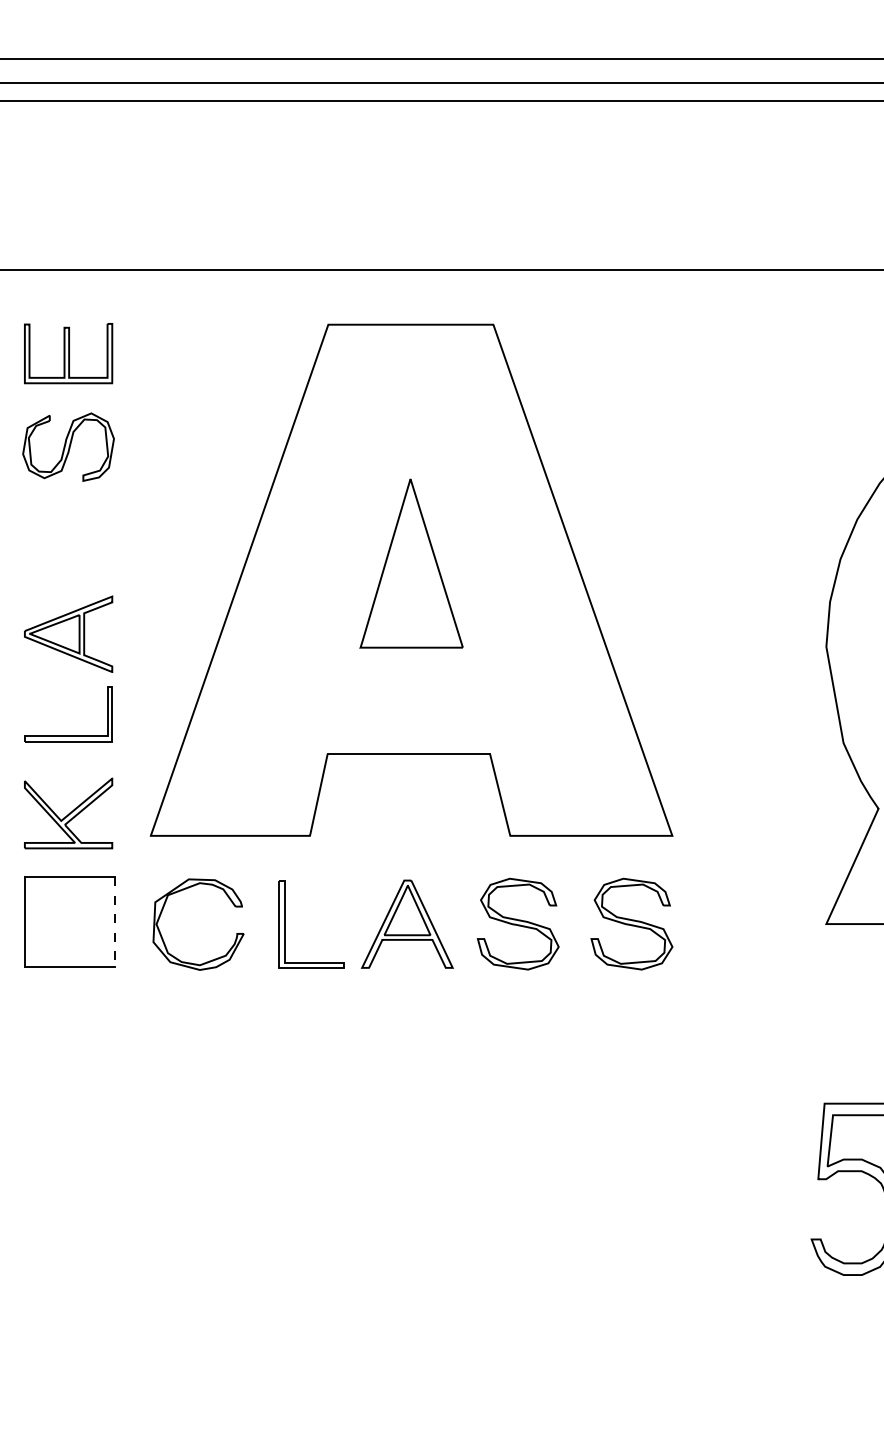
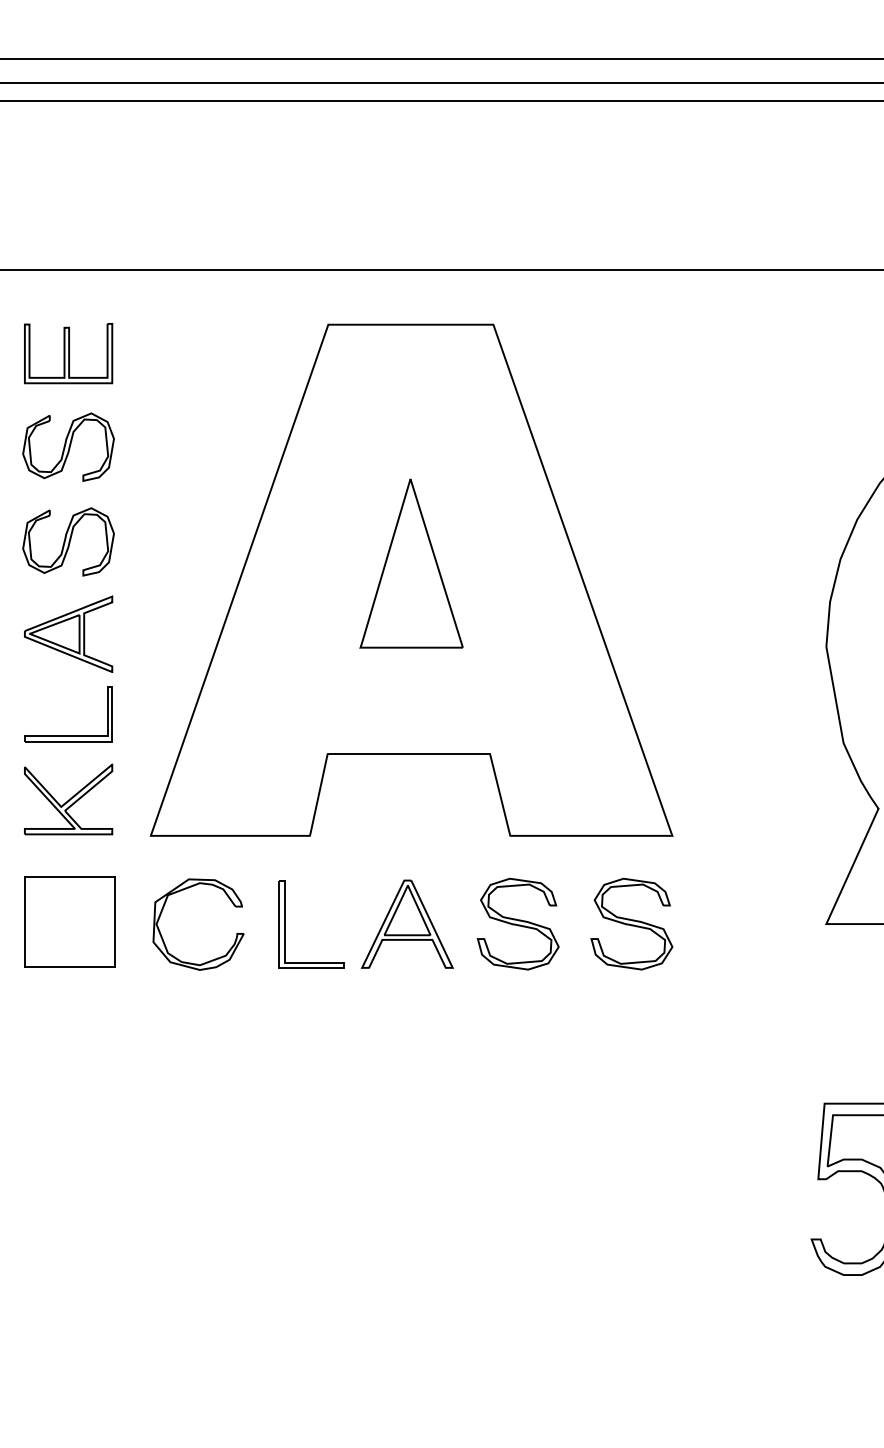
part: none -> present (68, 541)
part position: (68, 813) -> (68, 799) (68, 799)
line: dashed -> solid (114, 922)
